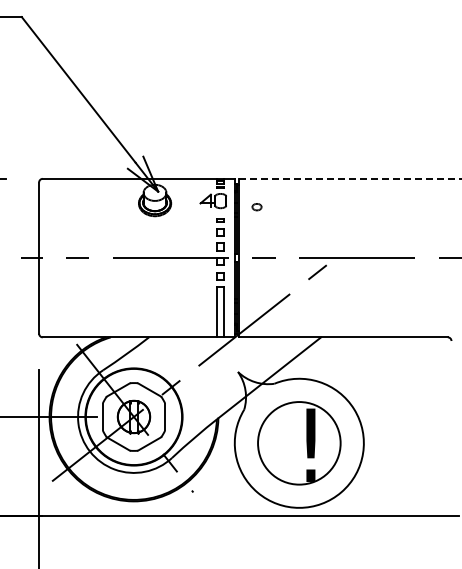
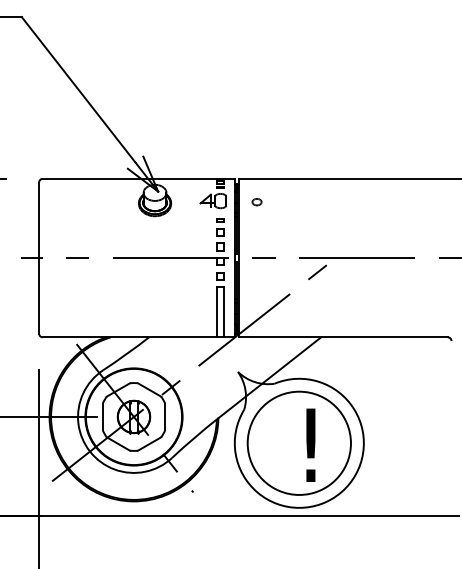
line: dashed -> solid (350, 178)
part position: (256, 207) -> (256, 202) (256, 202)
circle diameter: 83 px -> 103 px (298, 442)
